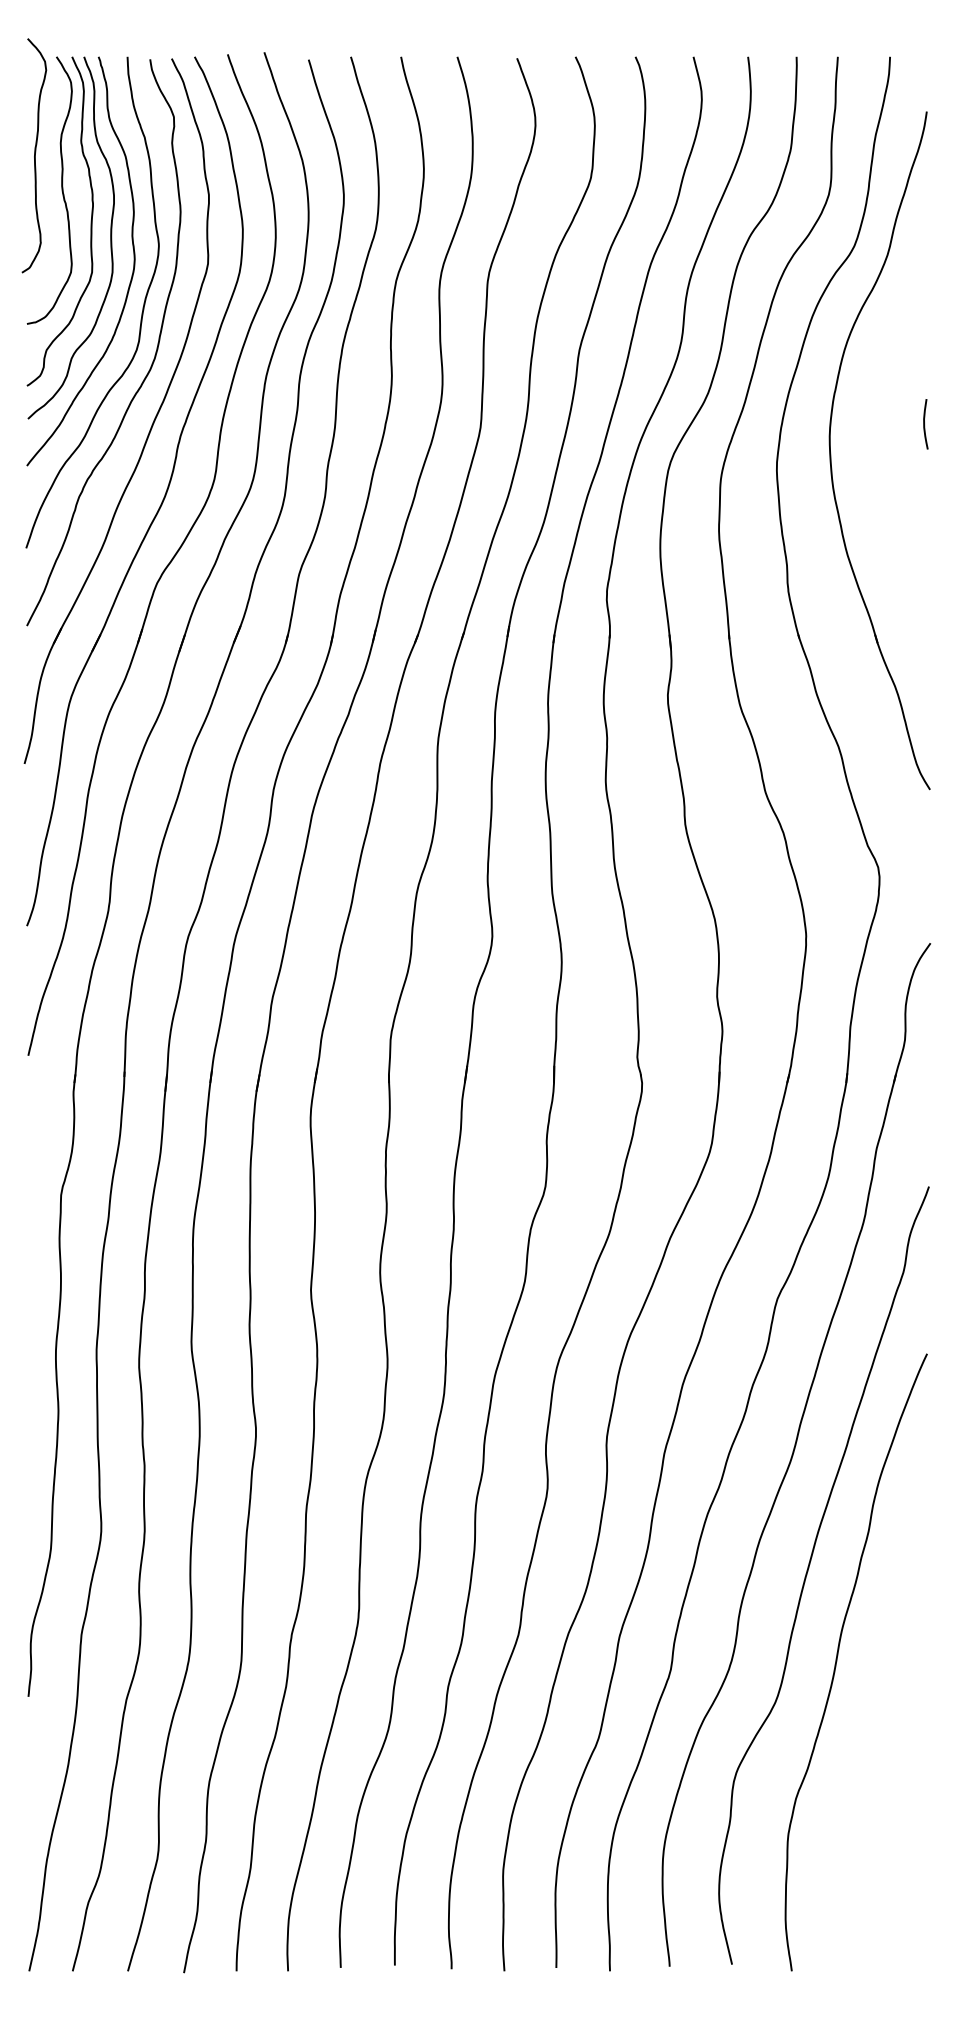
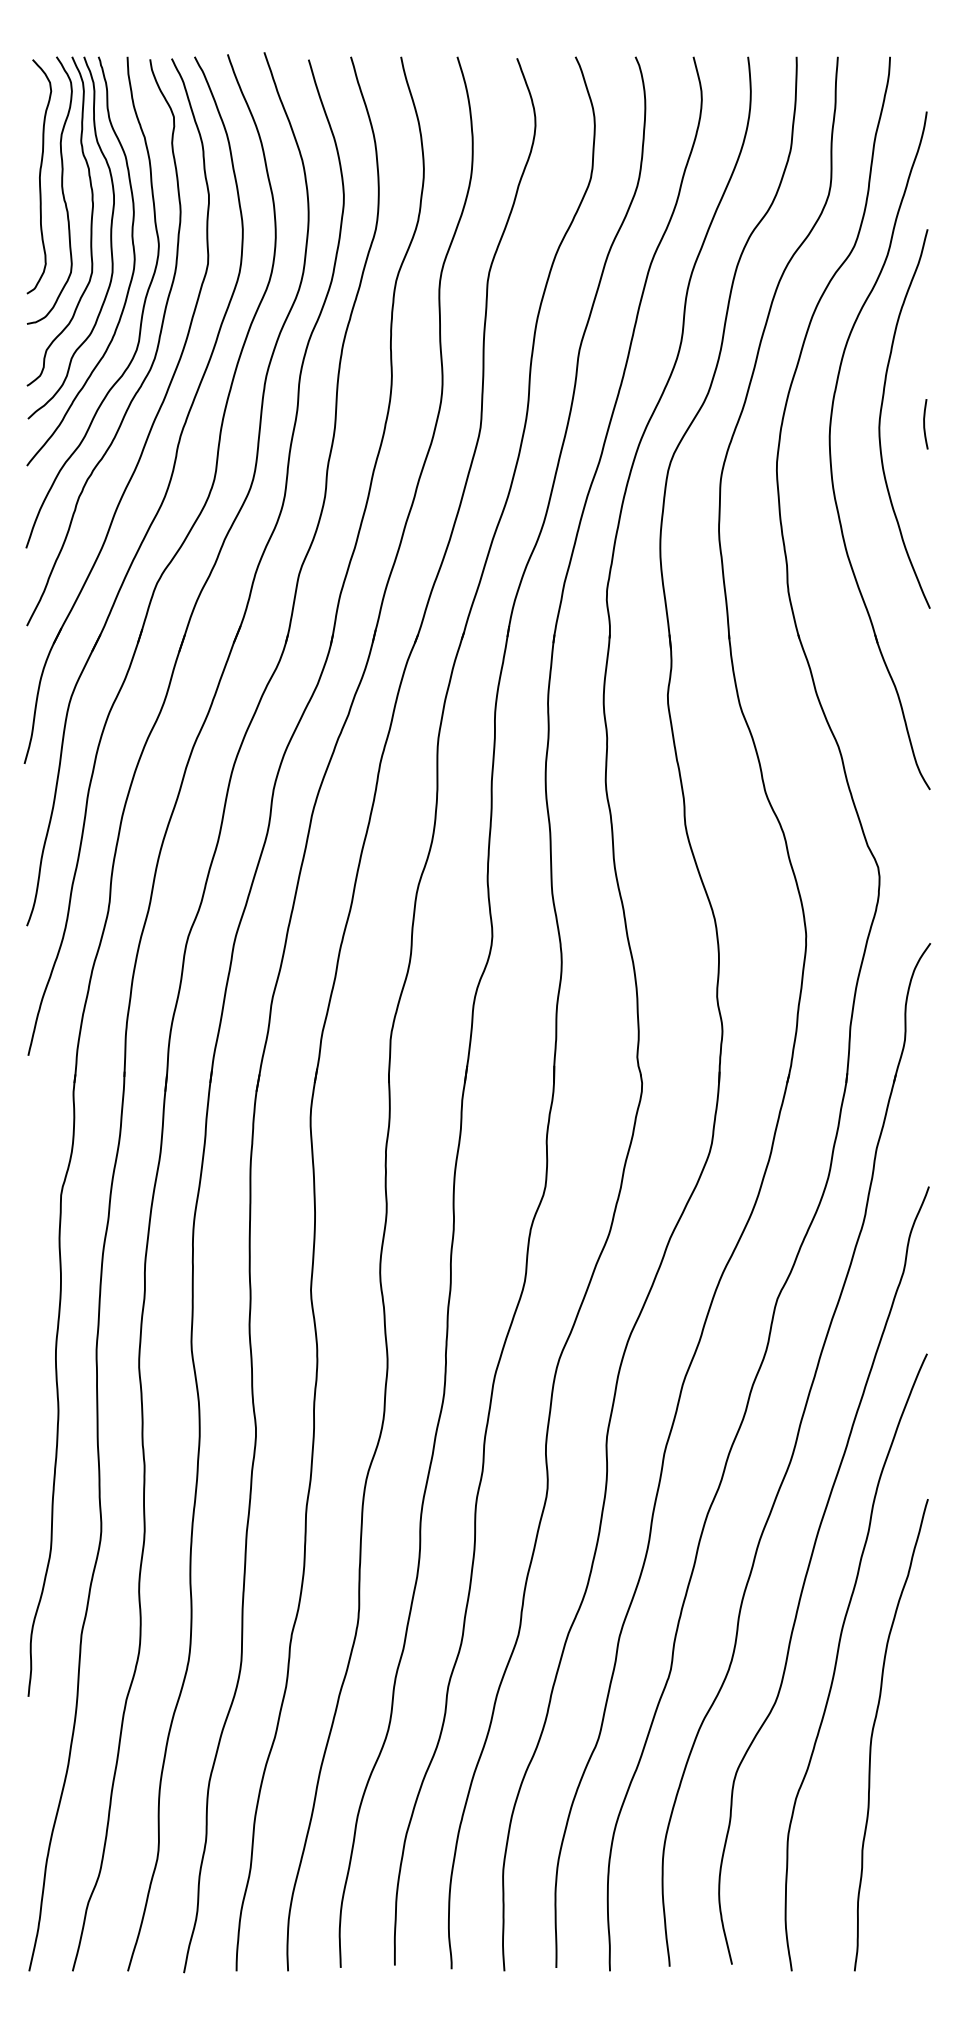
curve position: (34, 155) -> (39, 176) (39, 176)
curve: none -> present (881, 416)
curve: none -> present (873, 1733)
